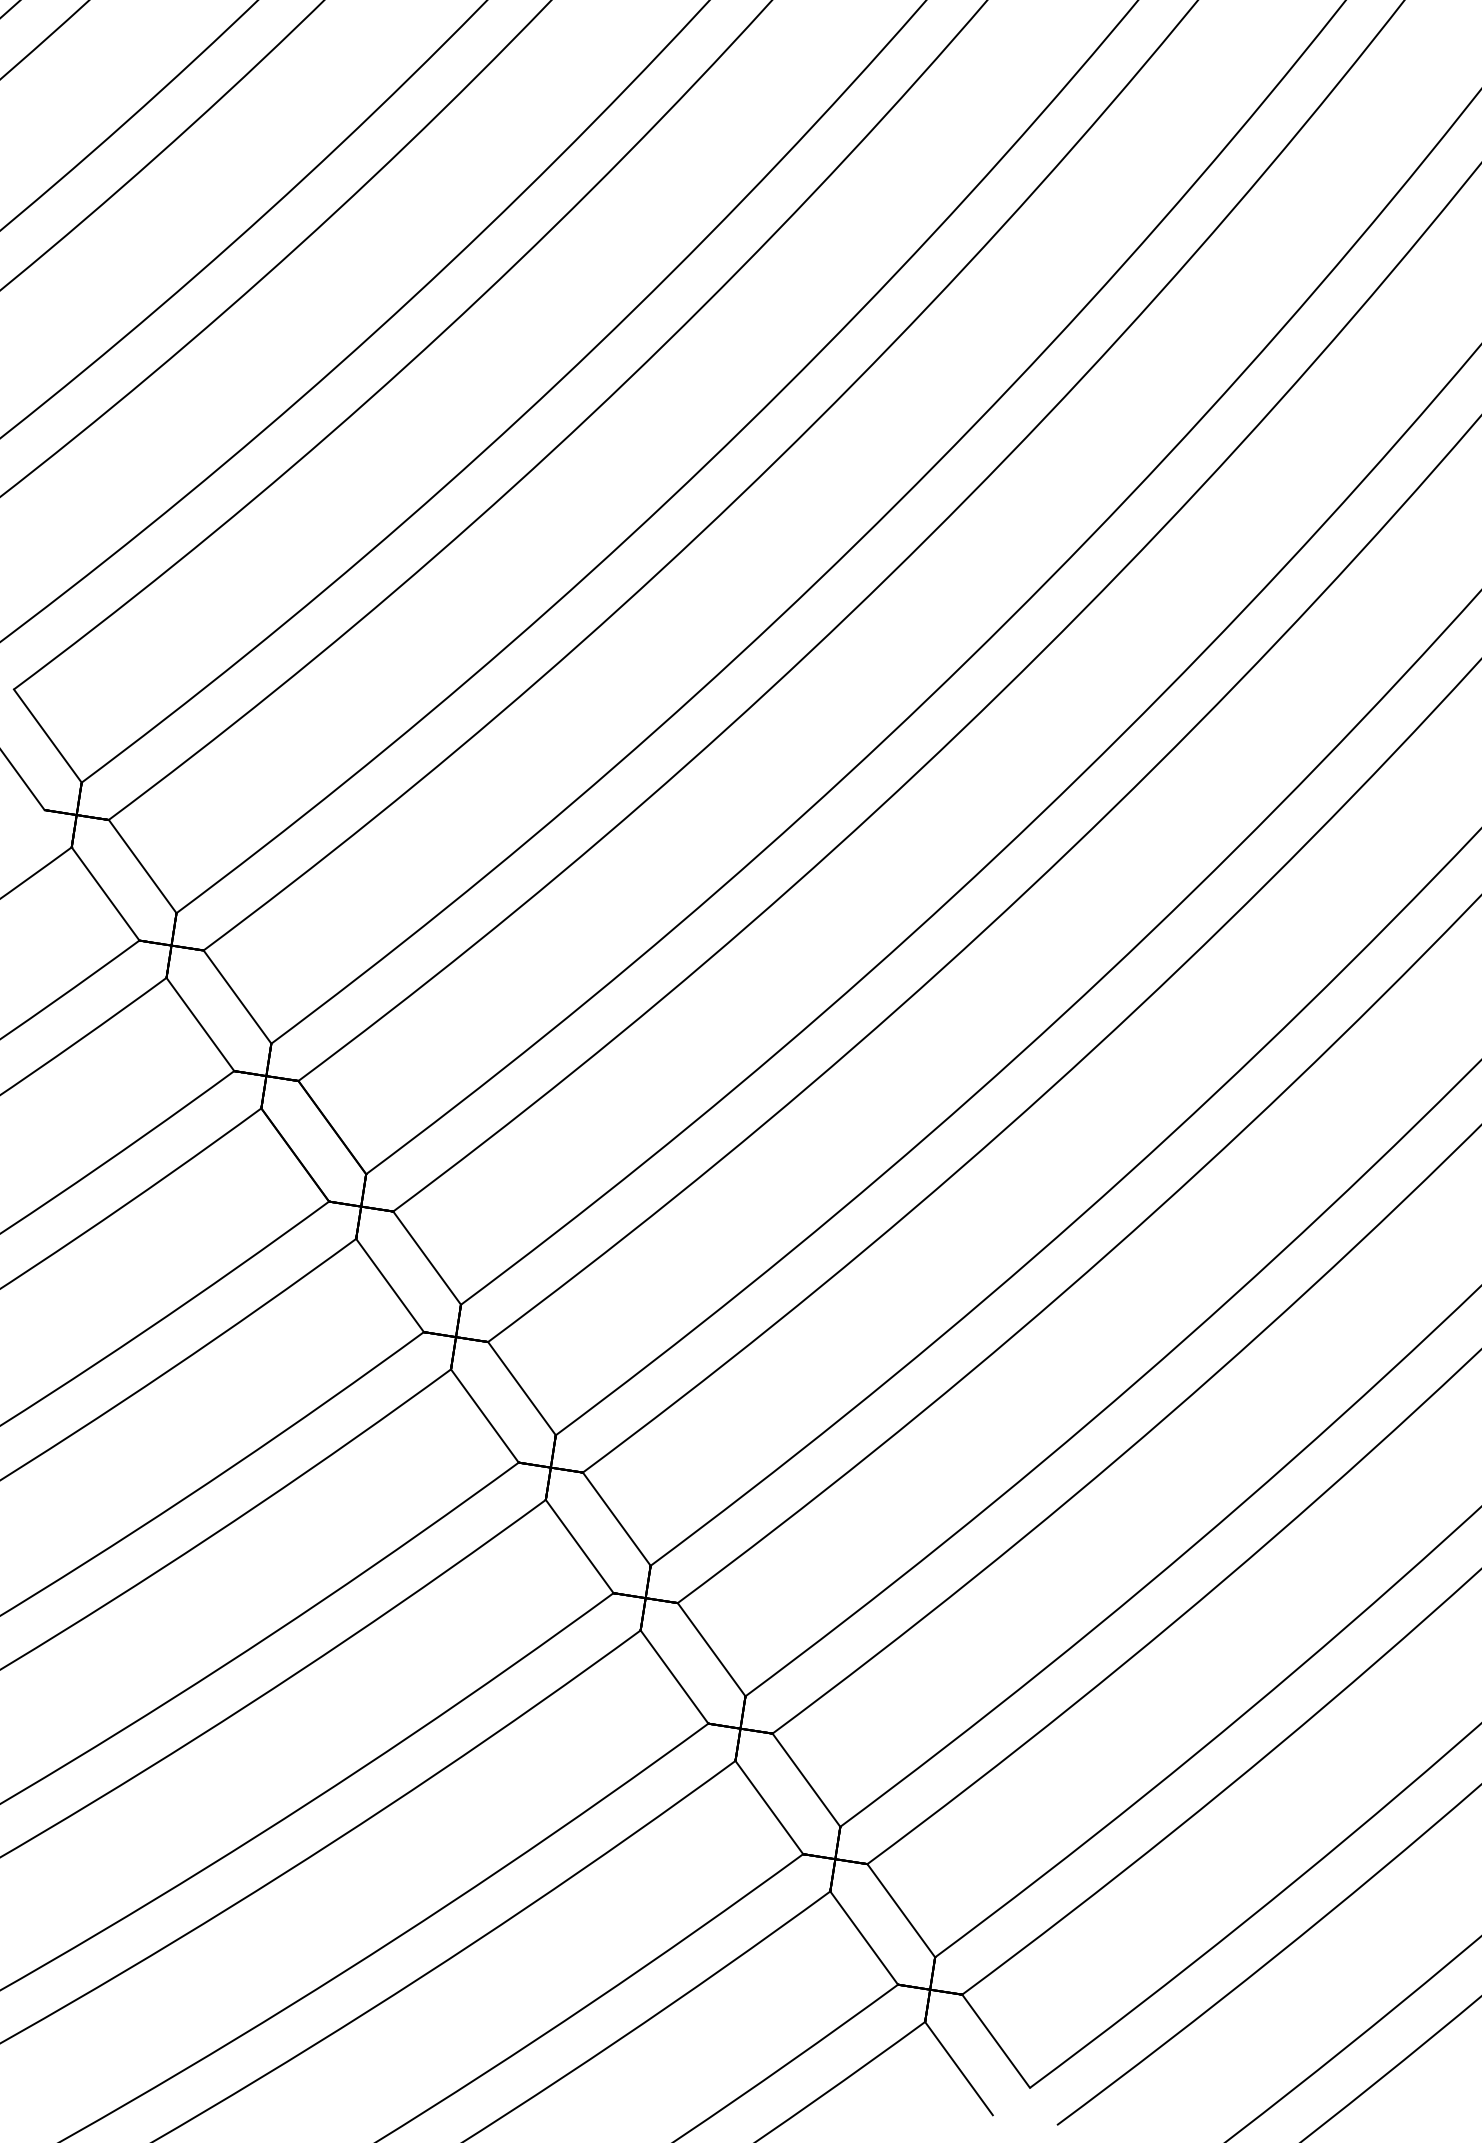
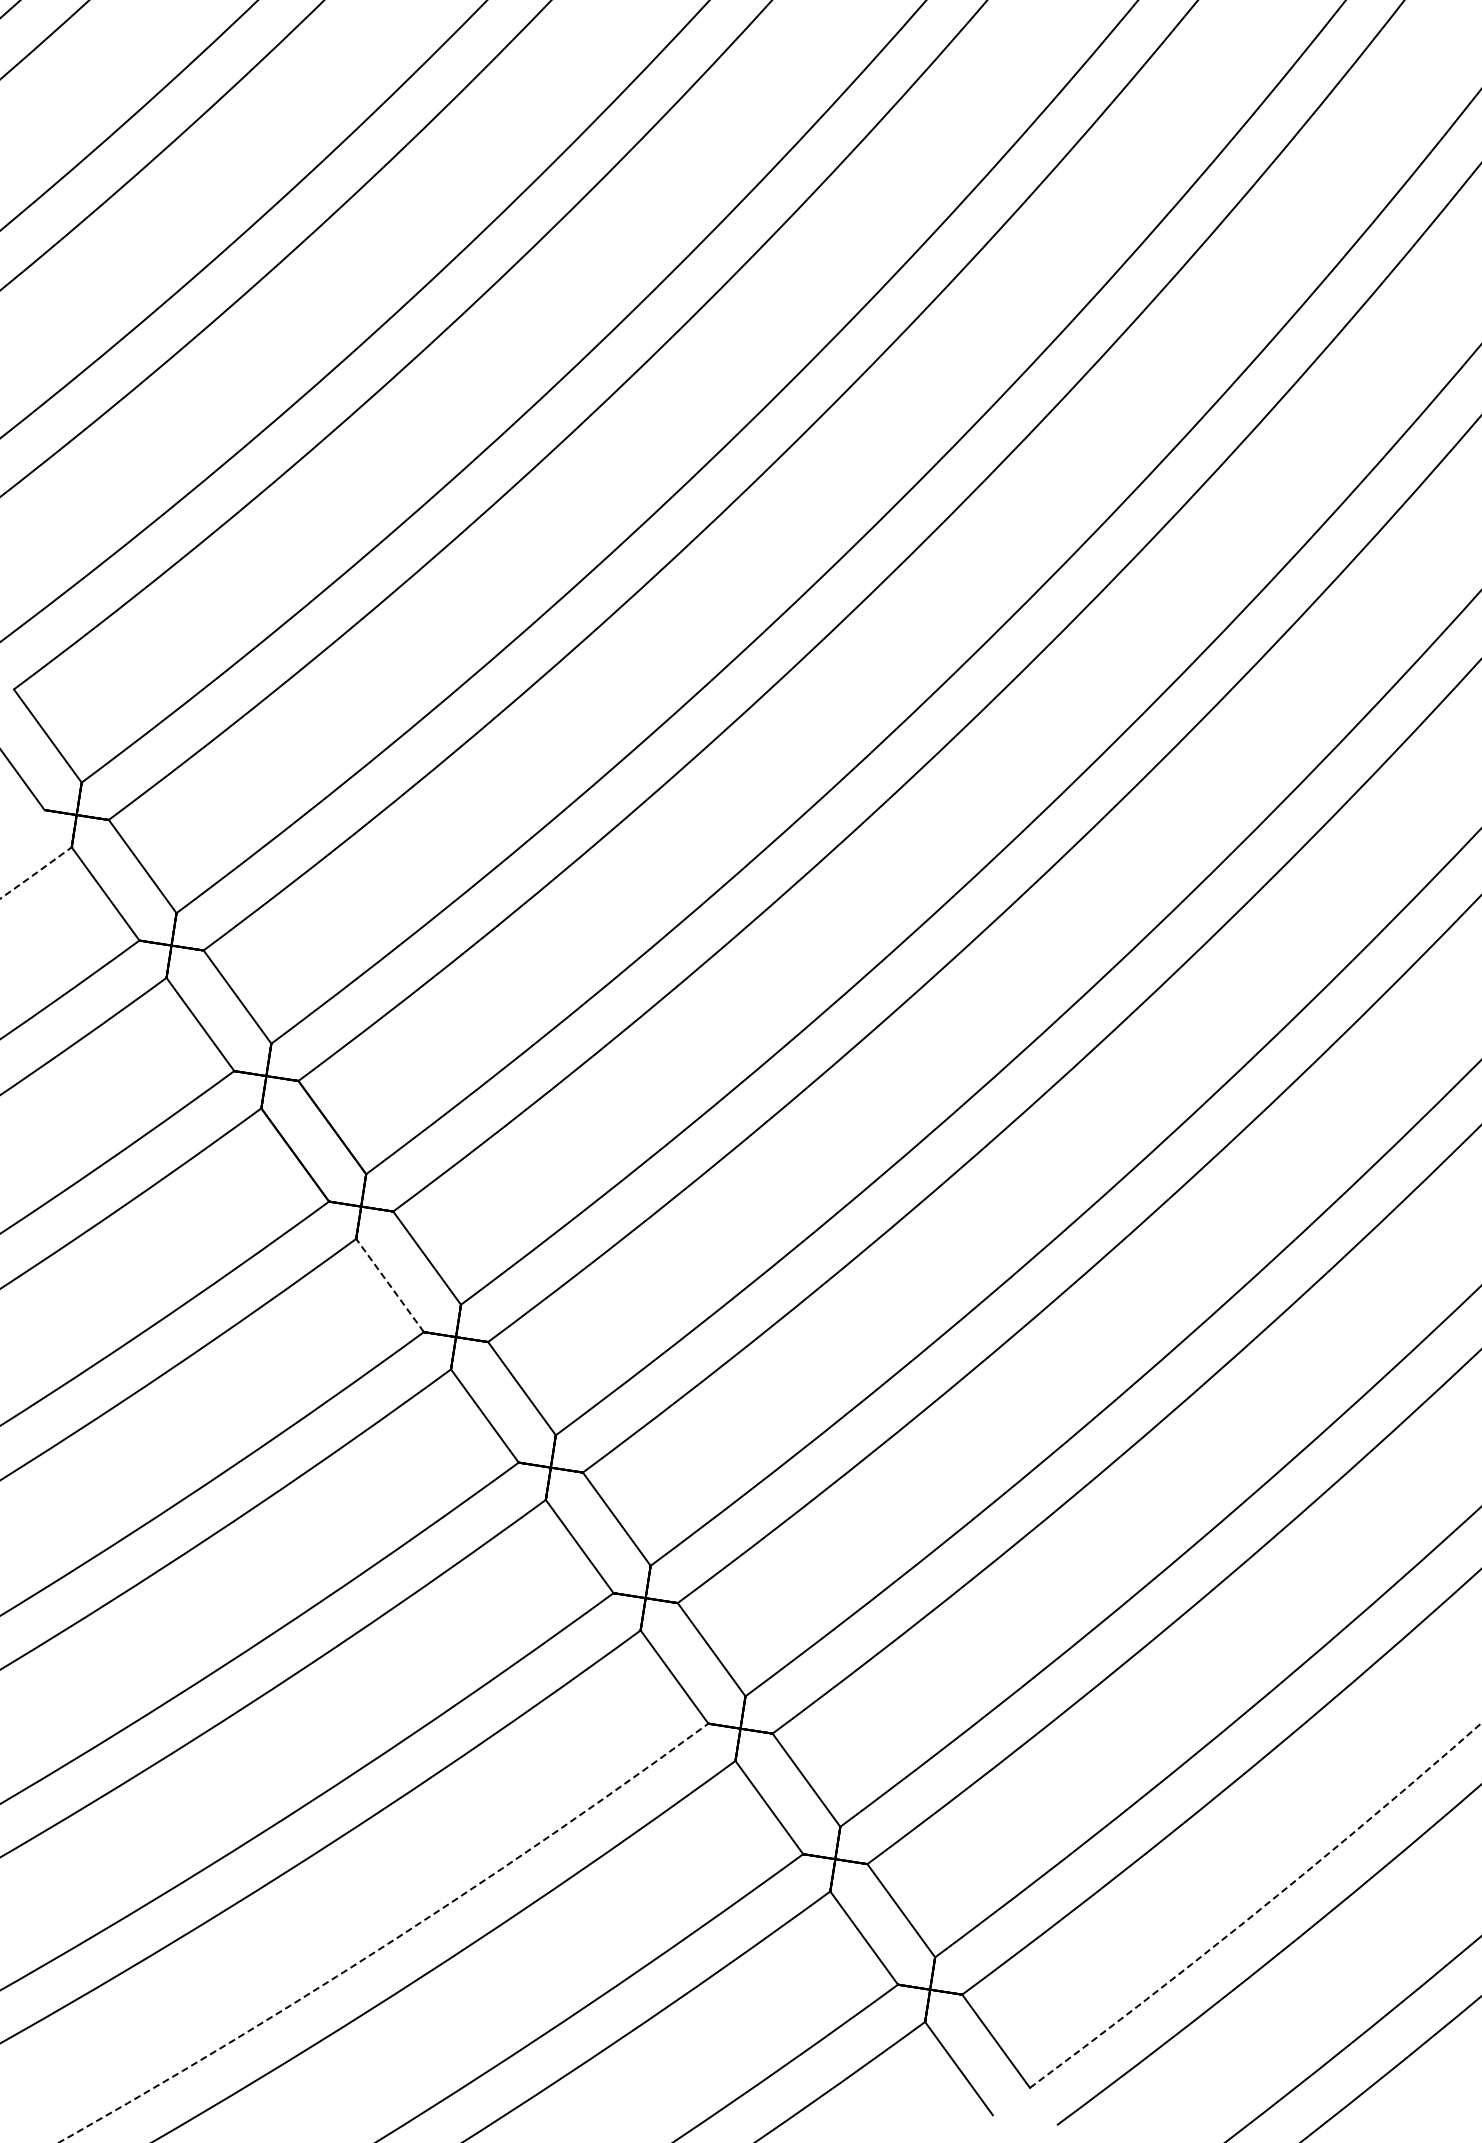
arc: solid -> dashed (35, 873)
line: solid -> dashed (390, 1285)
arc: solid -> dashed (1259, 1910)
arc: solid -> dashed (389, 1942)
